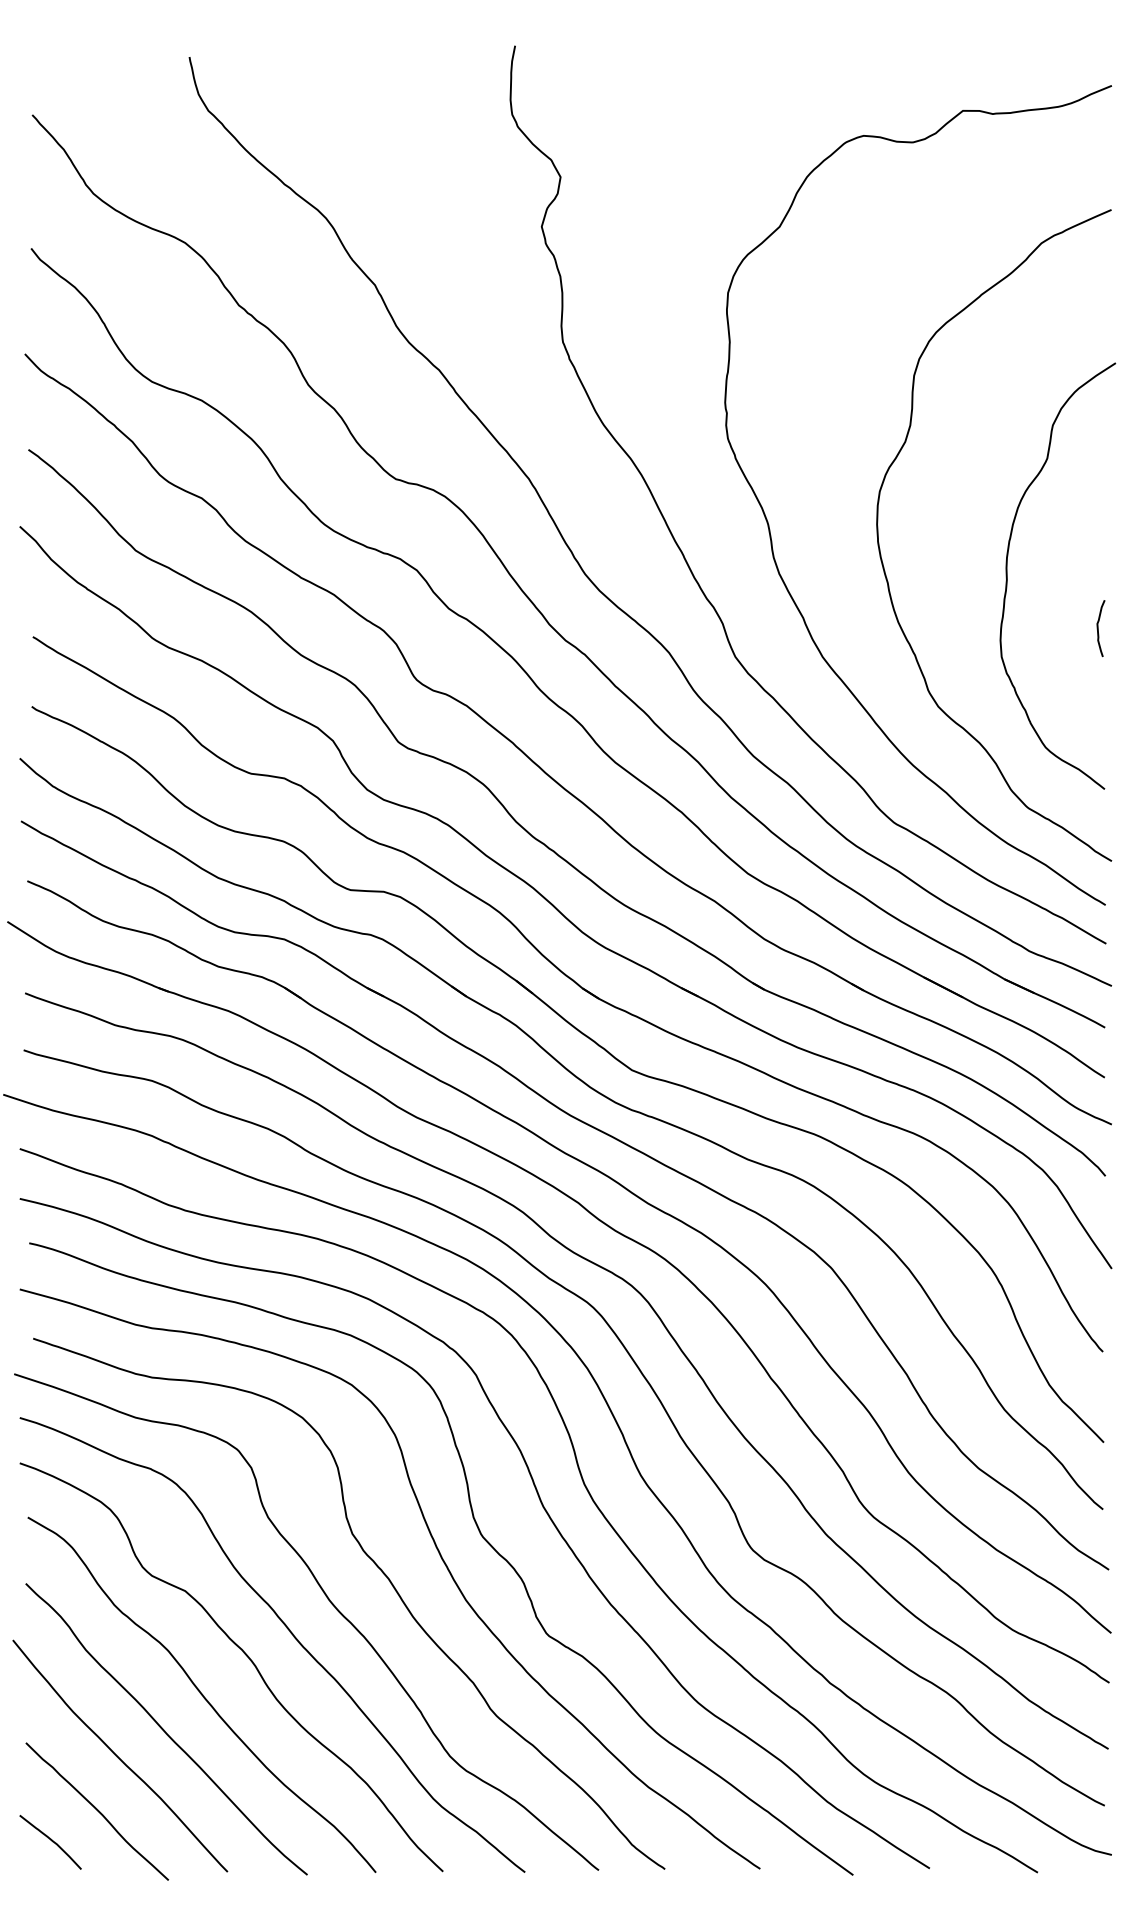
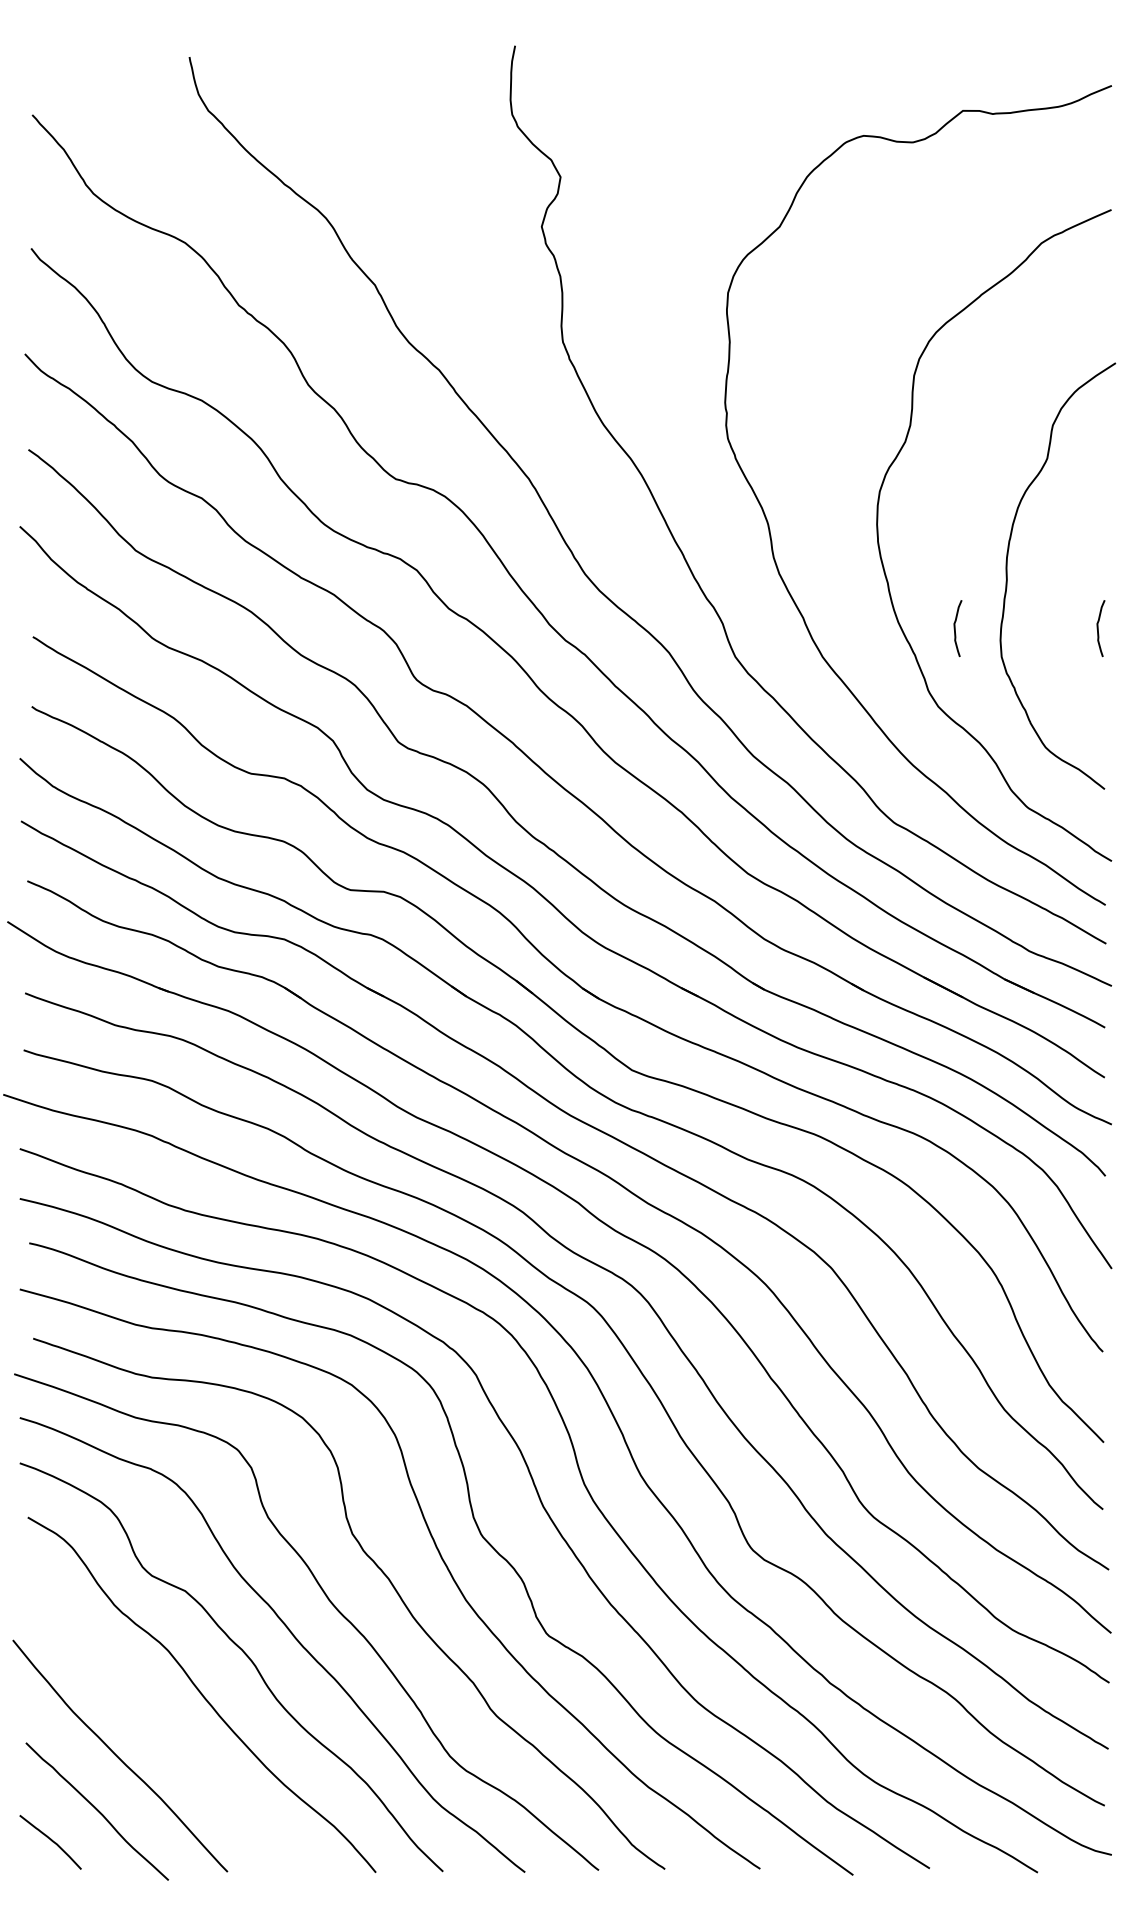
curve: none -> present (955, 628)
curve: present -> none (165, 1730)
